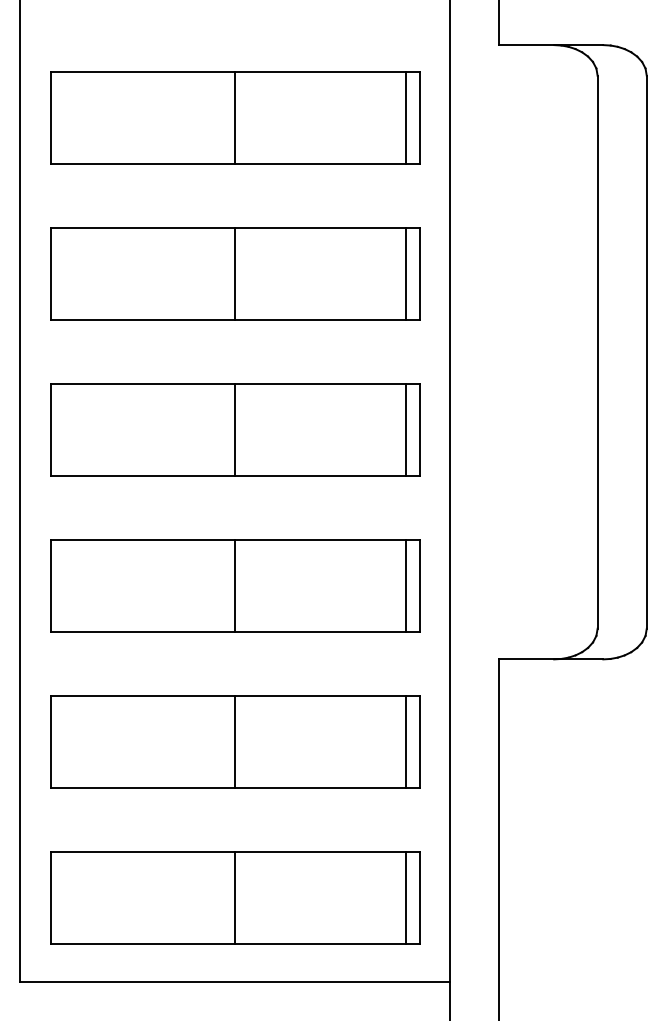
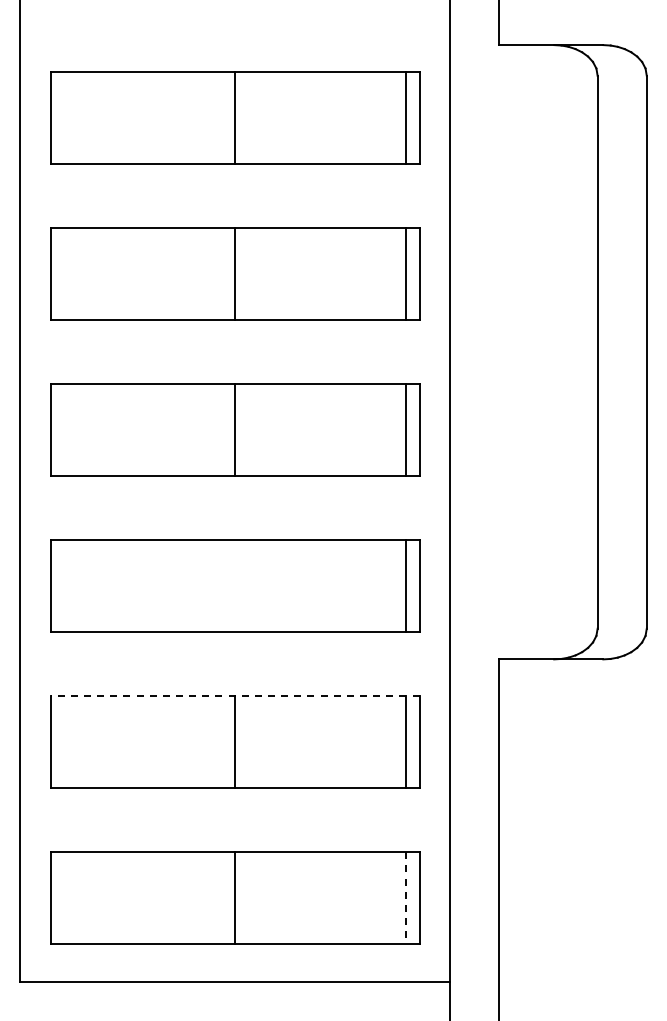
line: present -> none (235, 586)
line: solid -> dashed (234, 696)
line: solid -> dashed (405, 898)
